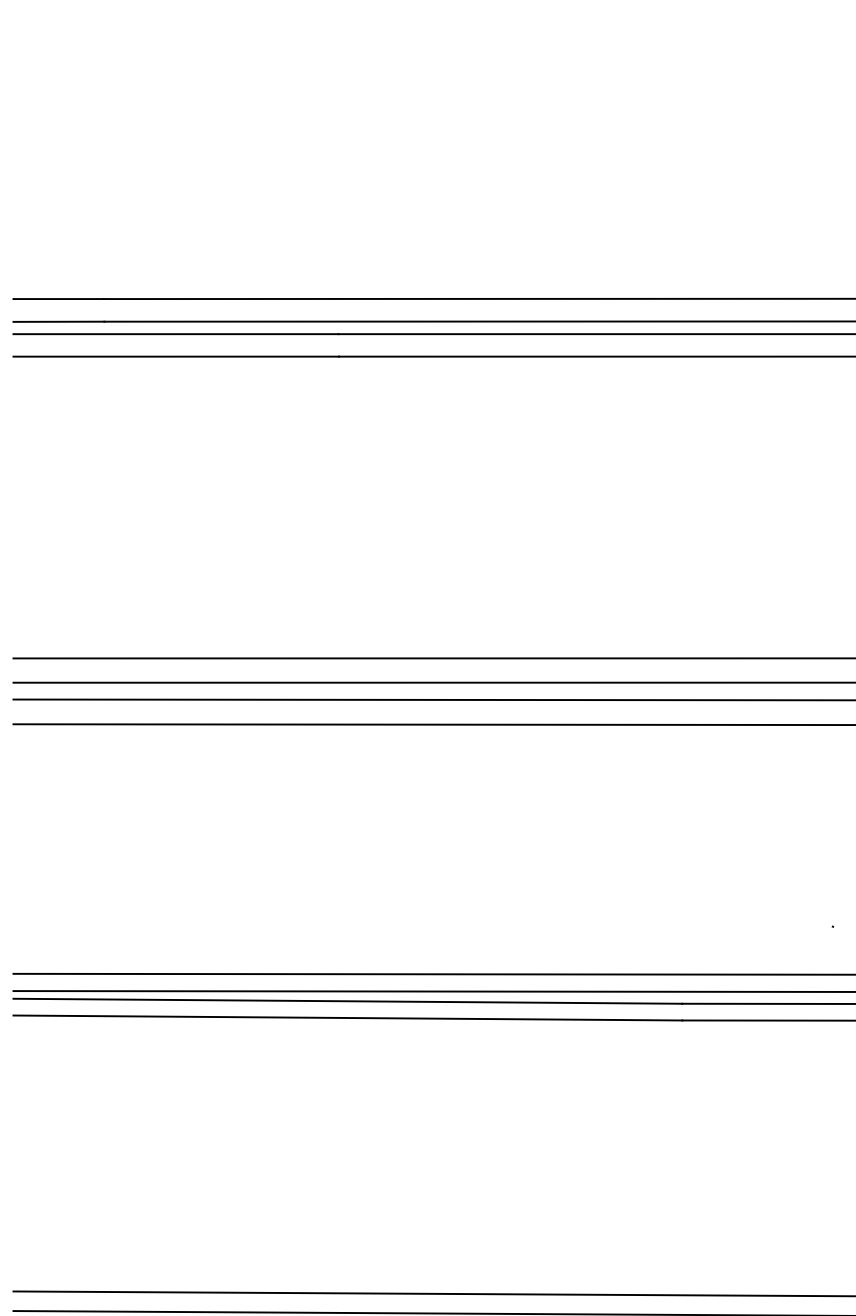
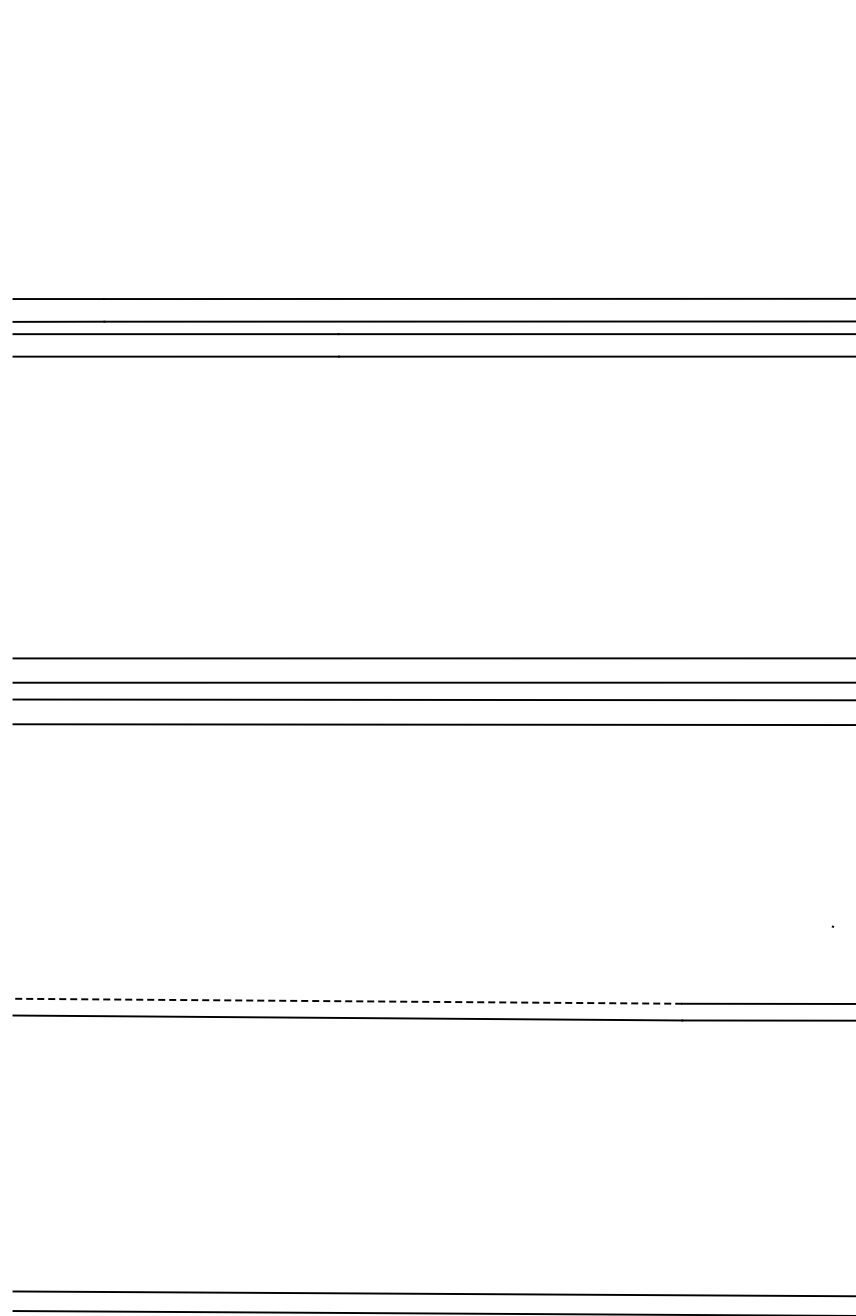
line: present -> none (432, 973)
line: present -> none (432, 991)
line: solid -> dashed (347, 1001)
